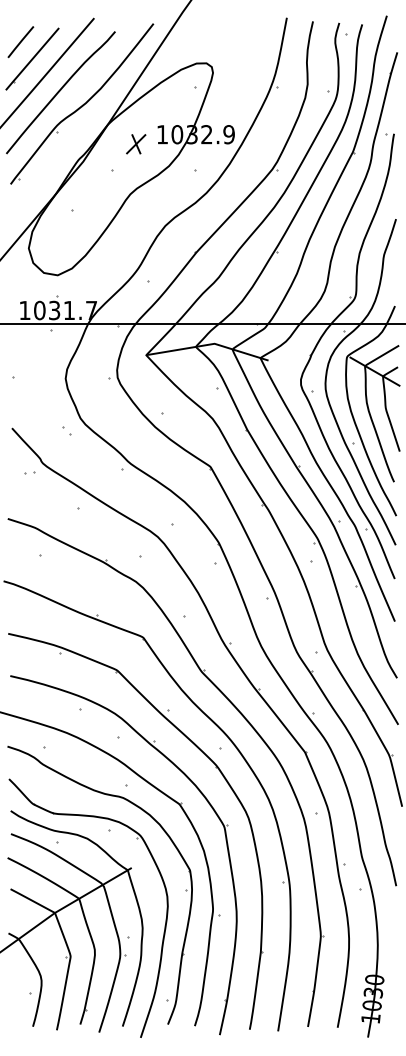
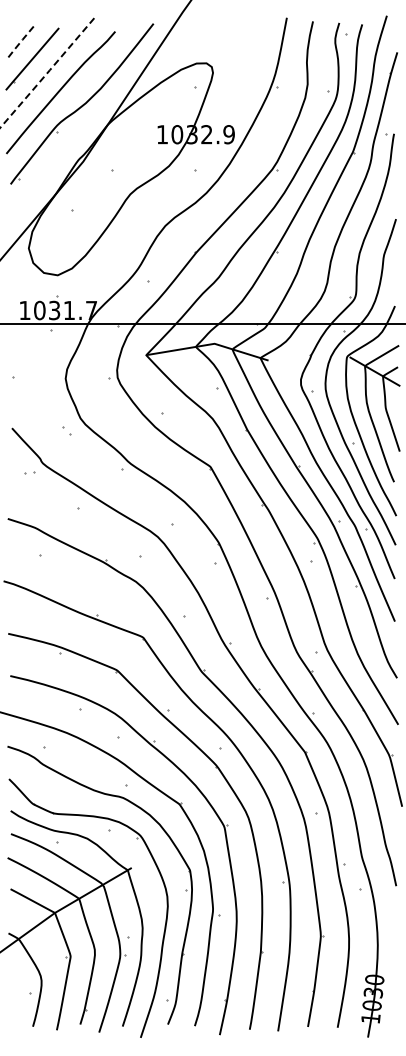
line: solid -> dashed (20, 42)
line: solid -> dashed (47, 73)
part: present -> none (136, 144)
